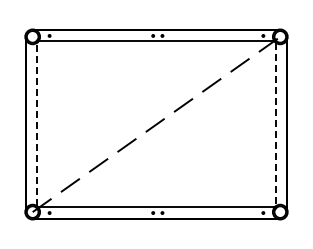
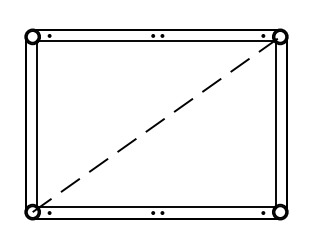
line: dashed -> solid (37, 124)
line: dashed -> solid (275, 124)
